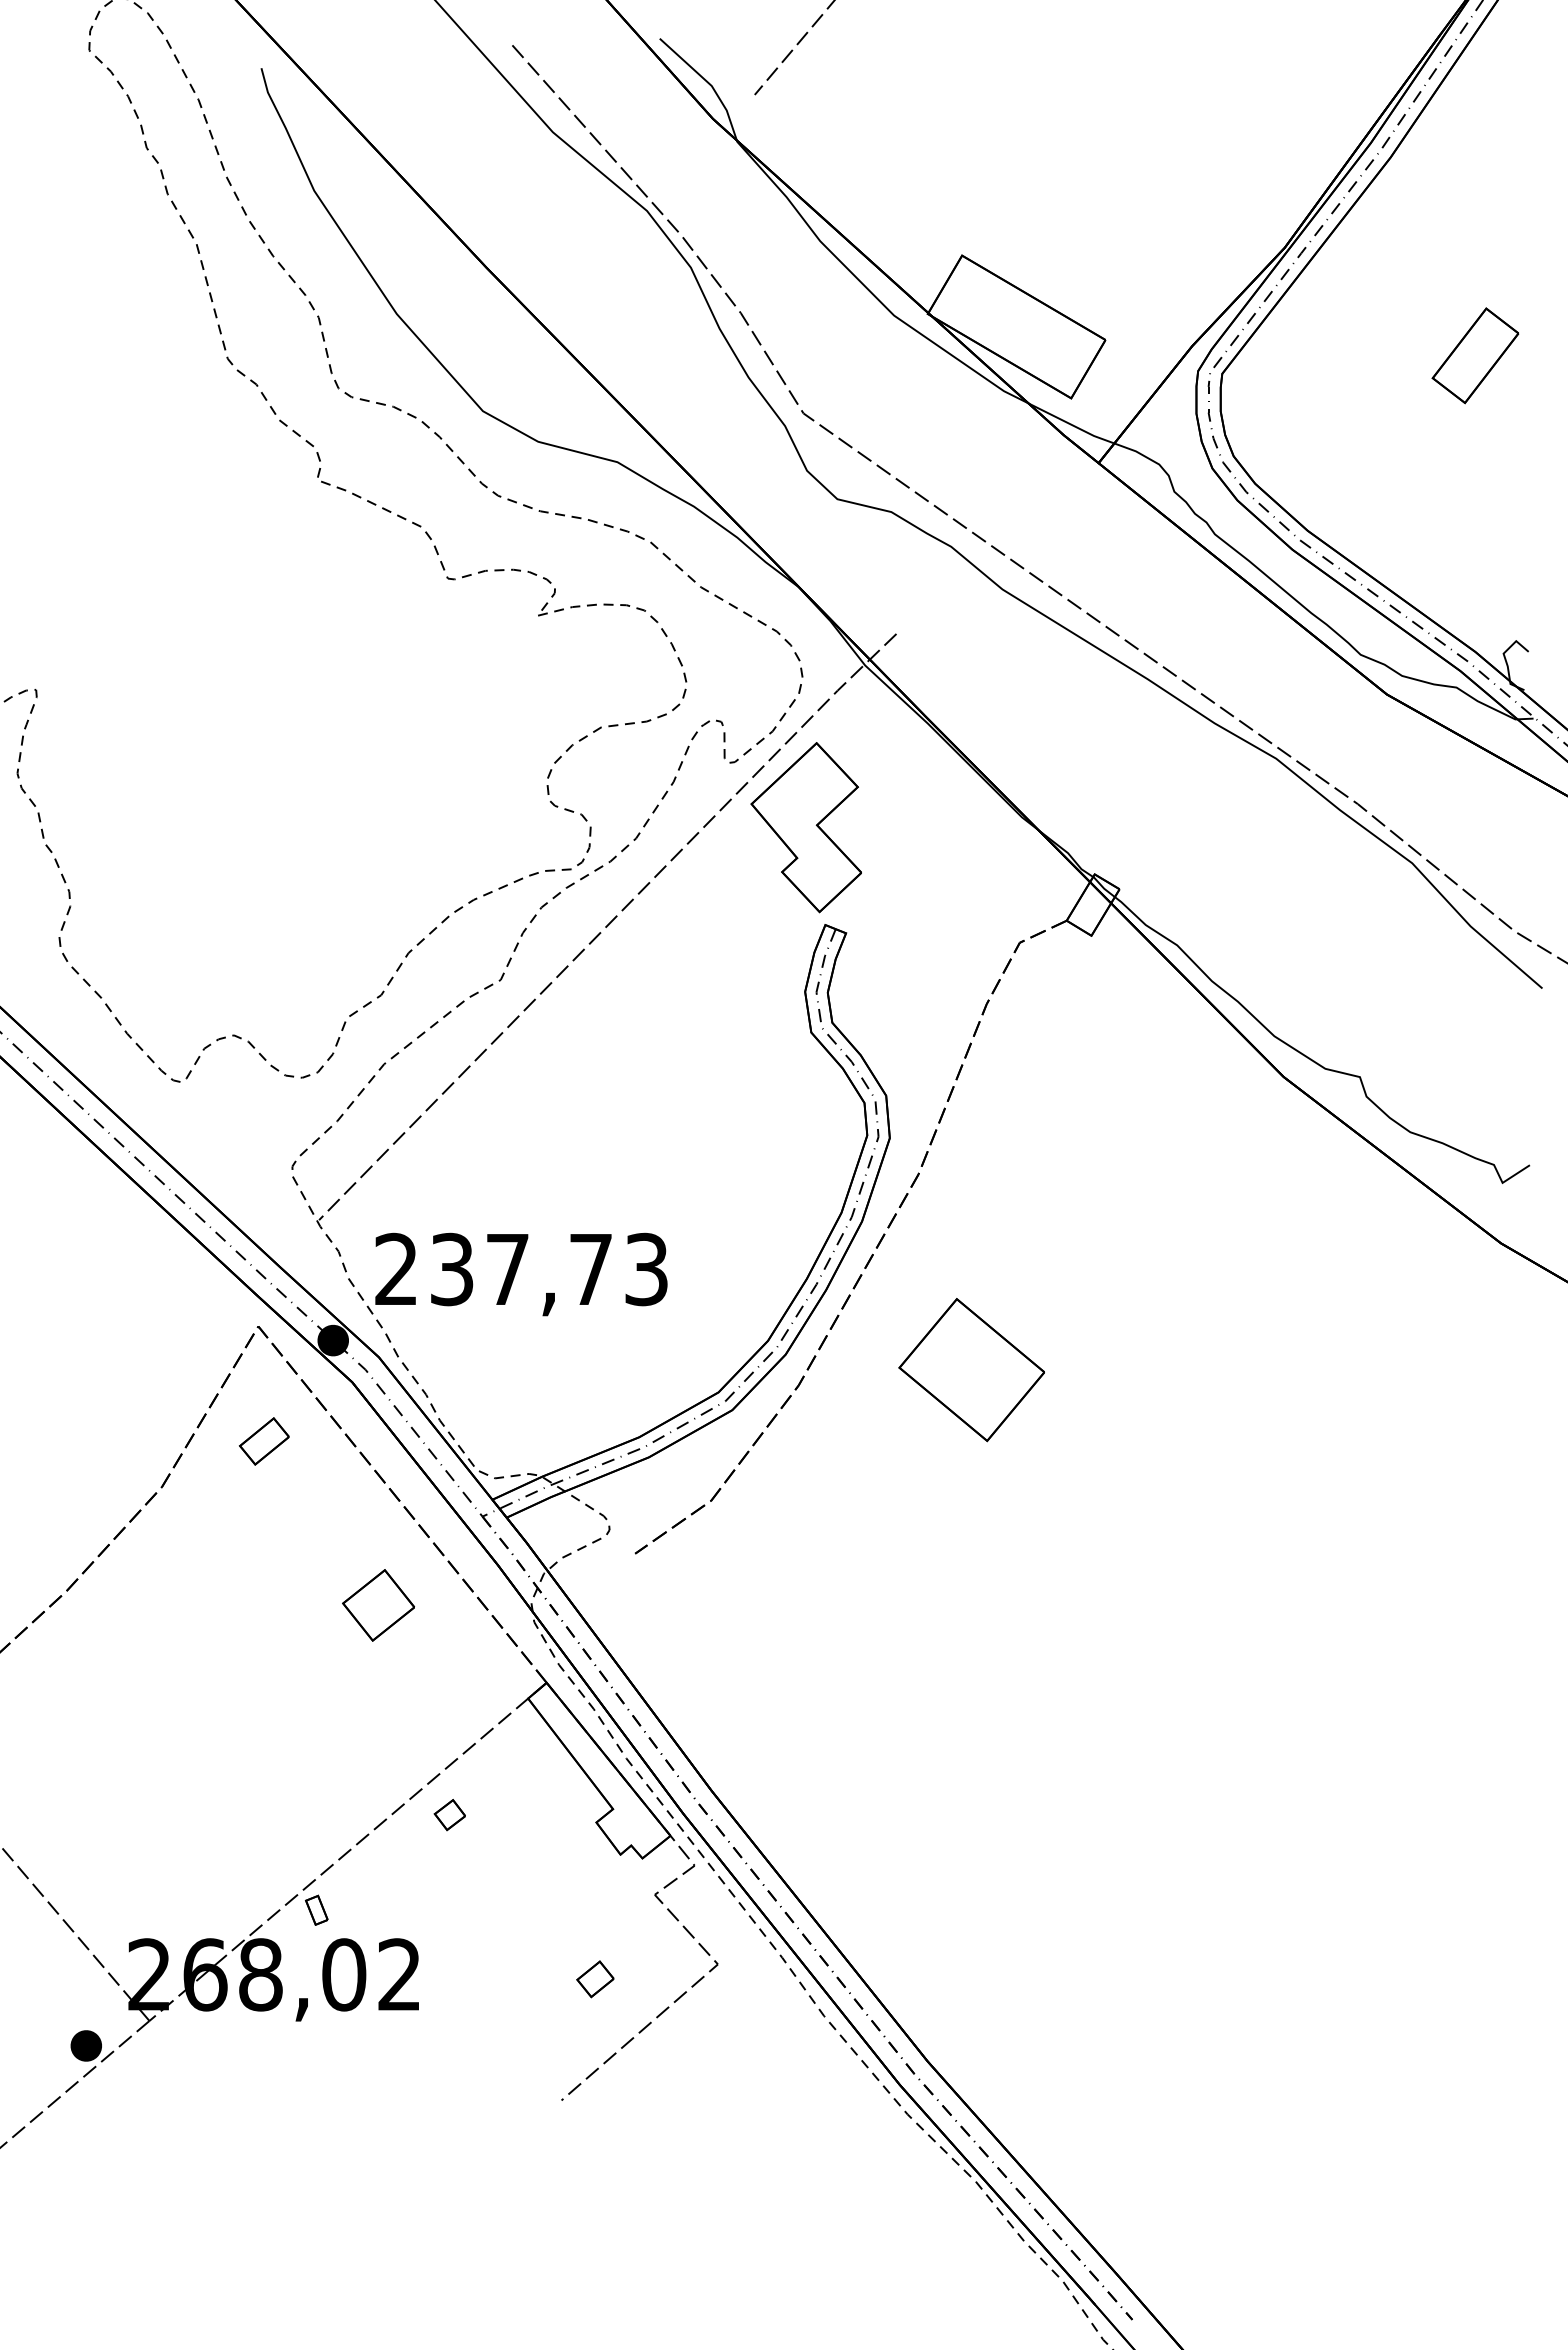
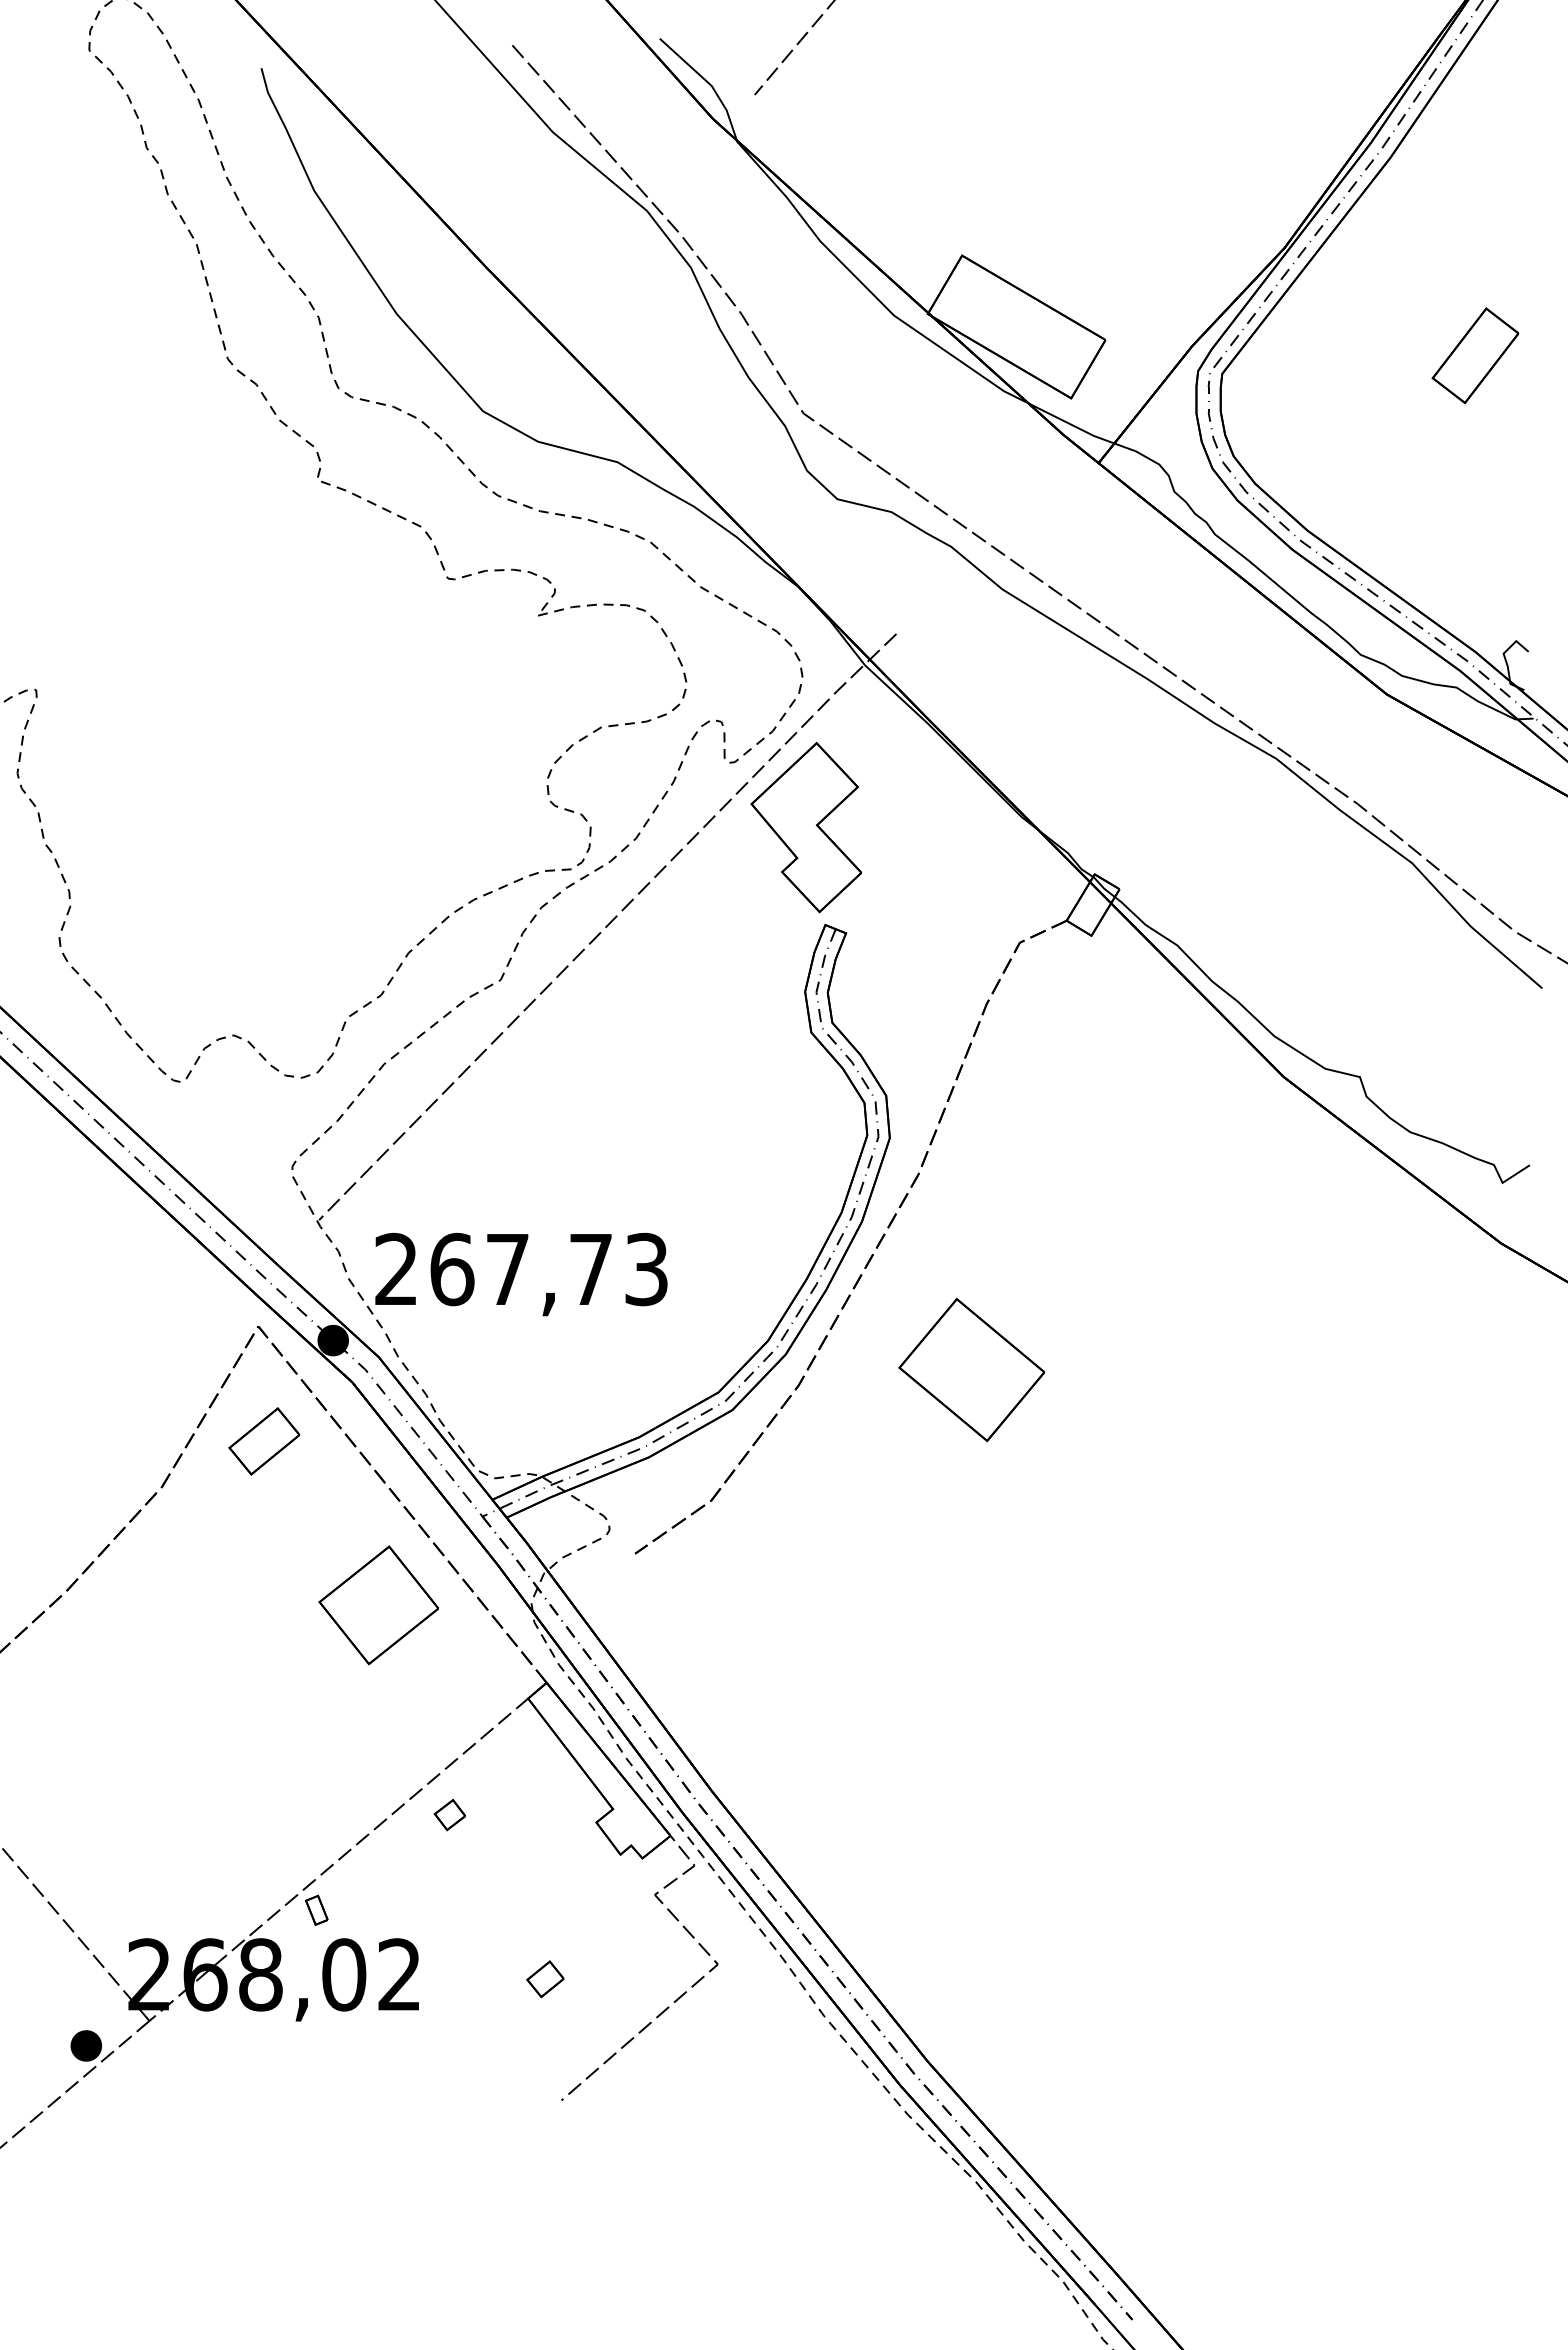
text: 237,73 -> 267,73 (452, 1269)
part size: 52x49 px -> 73x69 px (264, 1441)
part size: 73x73 px -> 121x121 px (378, 1605)
part position: (595, 1979) -> (545, 1979) (545, 1979)
